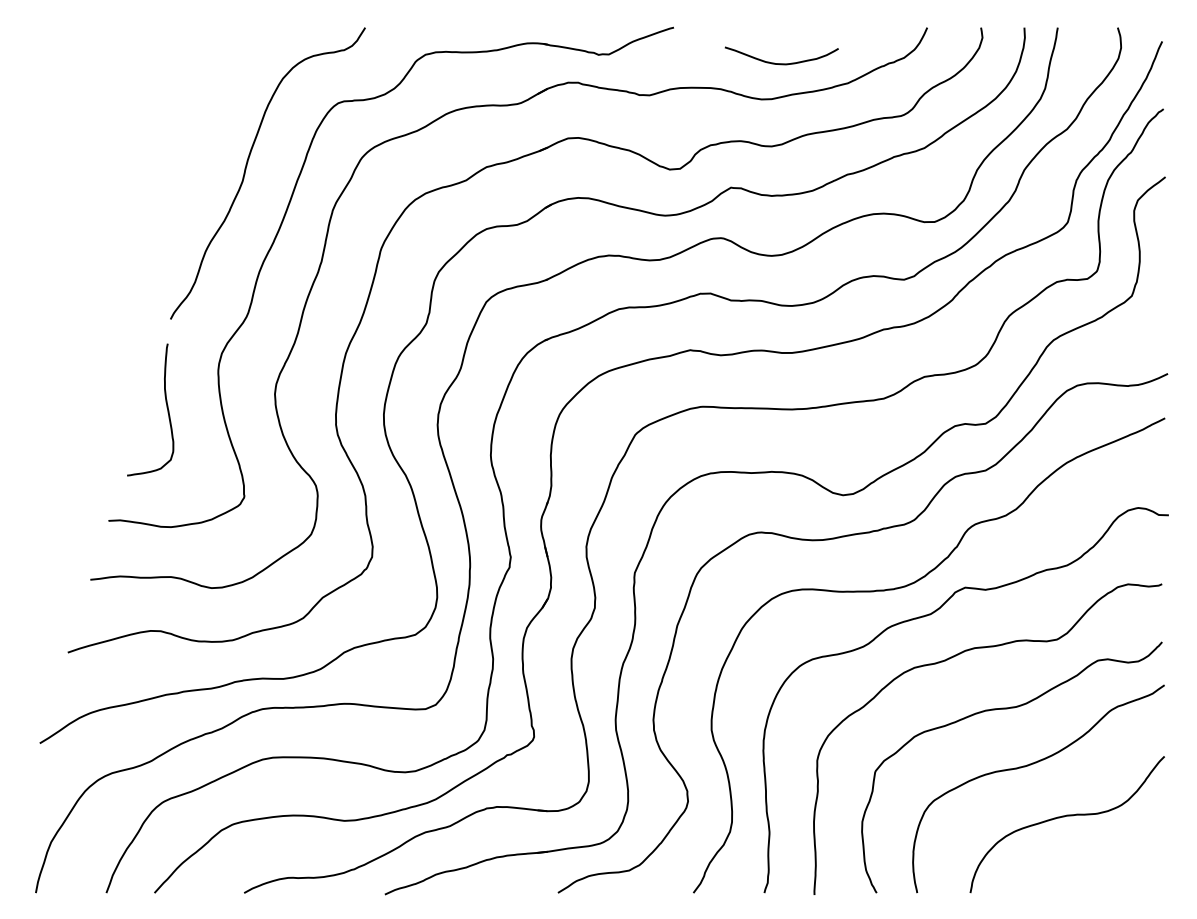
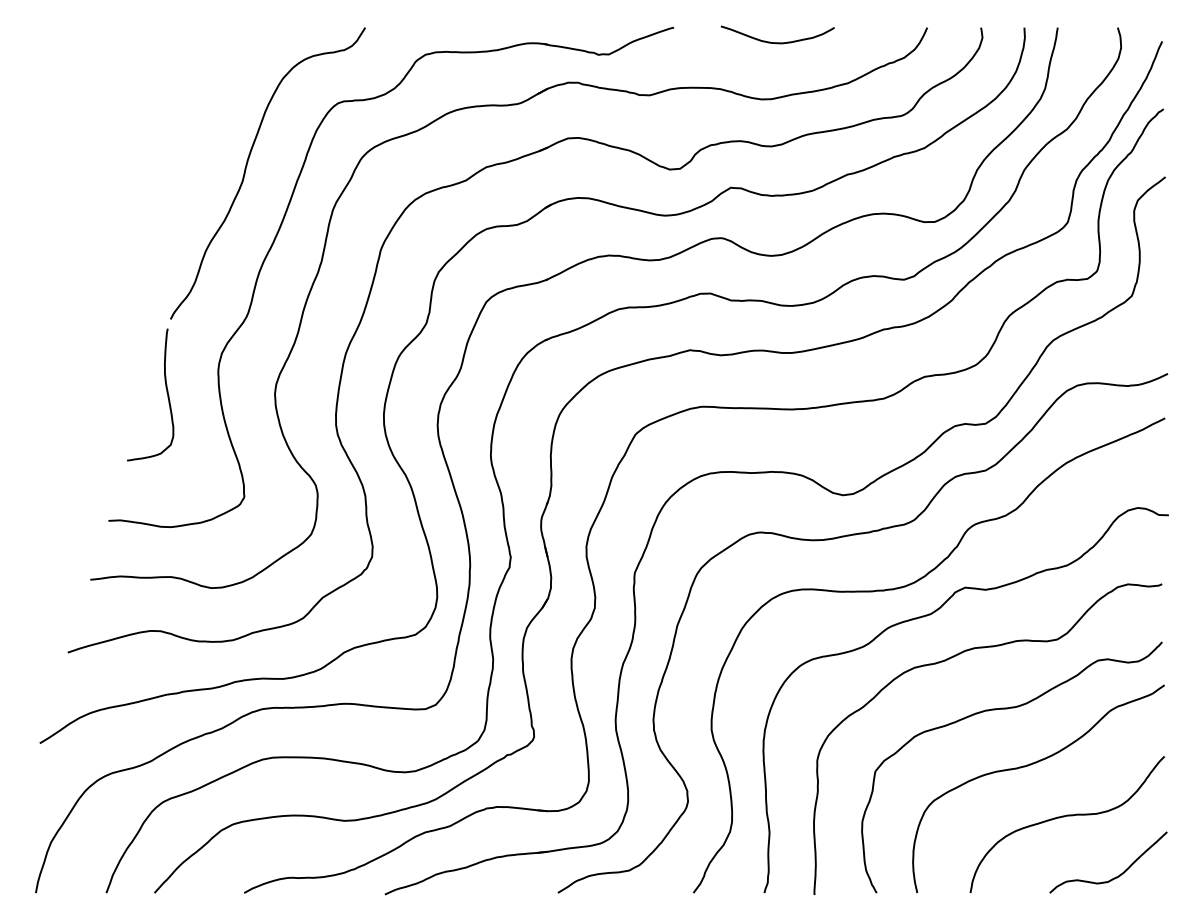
curve position: (781, 63) -> (777, 42) (777, 42)
curve position: (166, 407) -> (166, 392) (166, 392)
curve: none -> present (1116, 876)
